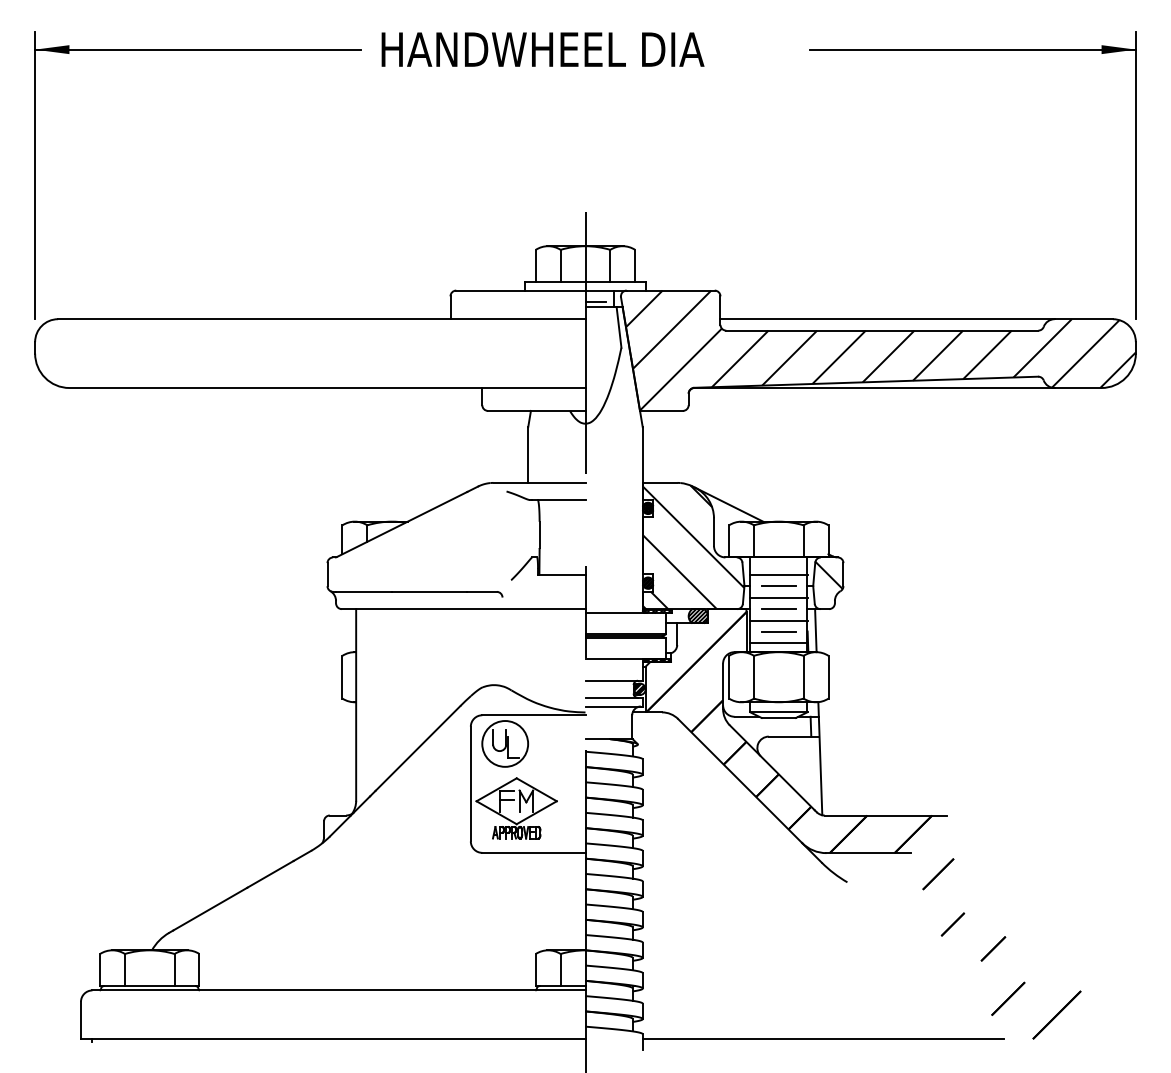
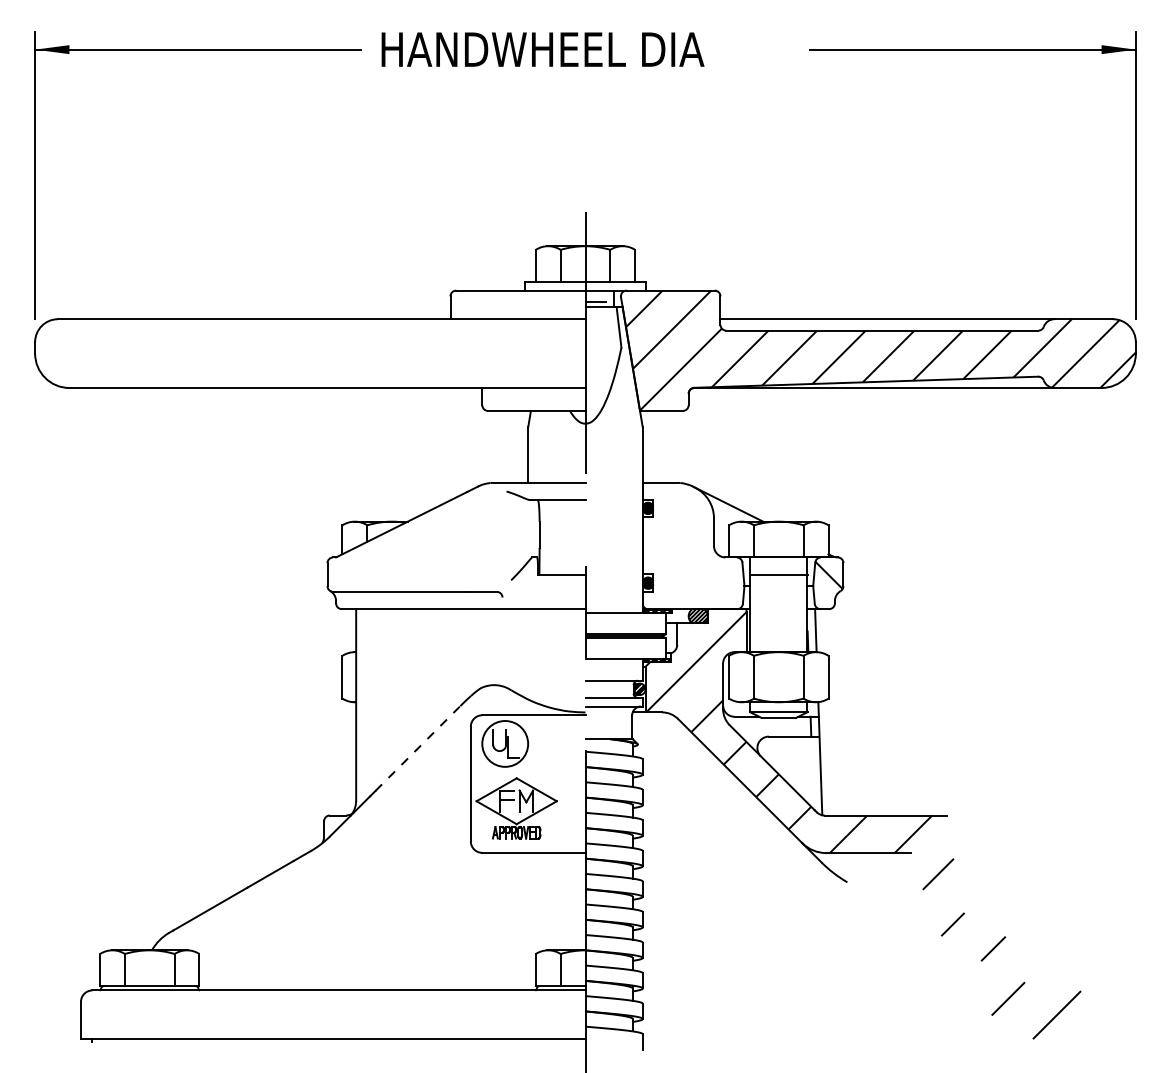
hatch: present -> none (693, 547)
line: present -> none (778, 586)
line: present -> none (778, 597)
line: present -> none (778, 608)
line: present -> none (778, 620)
line: present -> none (778, 632)
line: present -> none (778, 643)
line: solid -> dashed (417, 748)
hatch: present -> none (863, 825)
line: present -> none (822, 1039)
